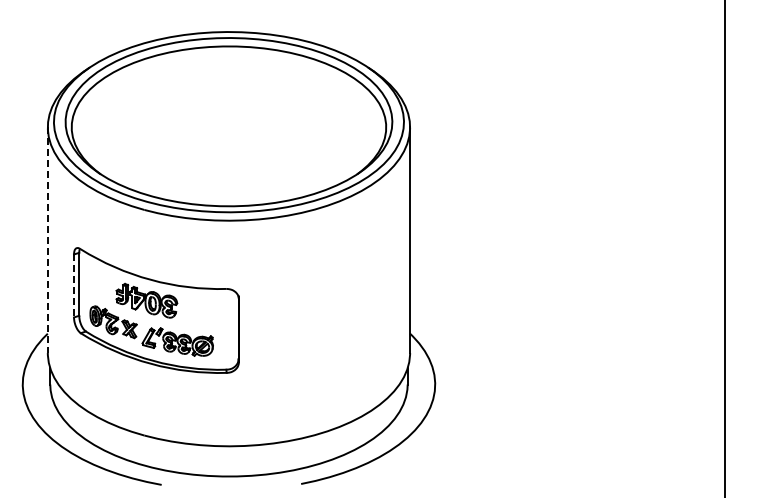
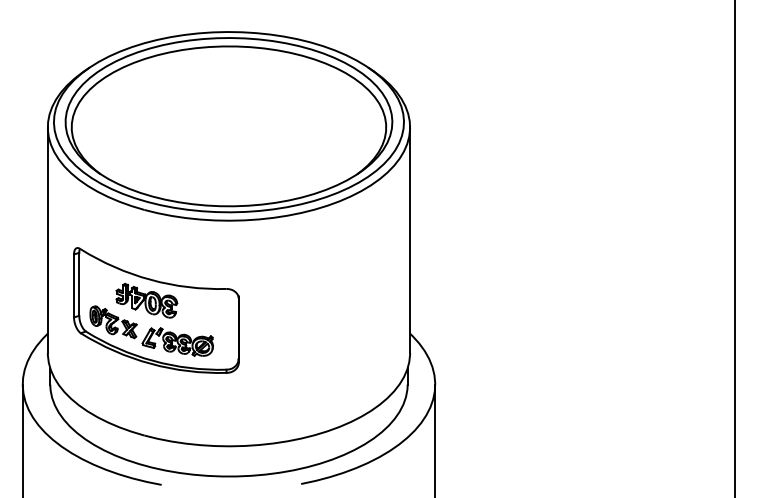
line: dashed -> solid (47, 240)
line position: (725, 248) -> (735, 248) (735, 248)
line: dashed -> solid (74, 286)
line: none -> present (22, 439)
line: none -> present (435, 439)
